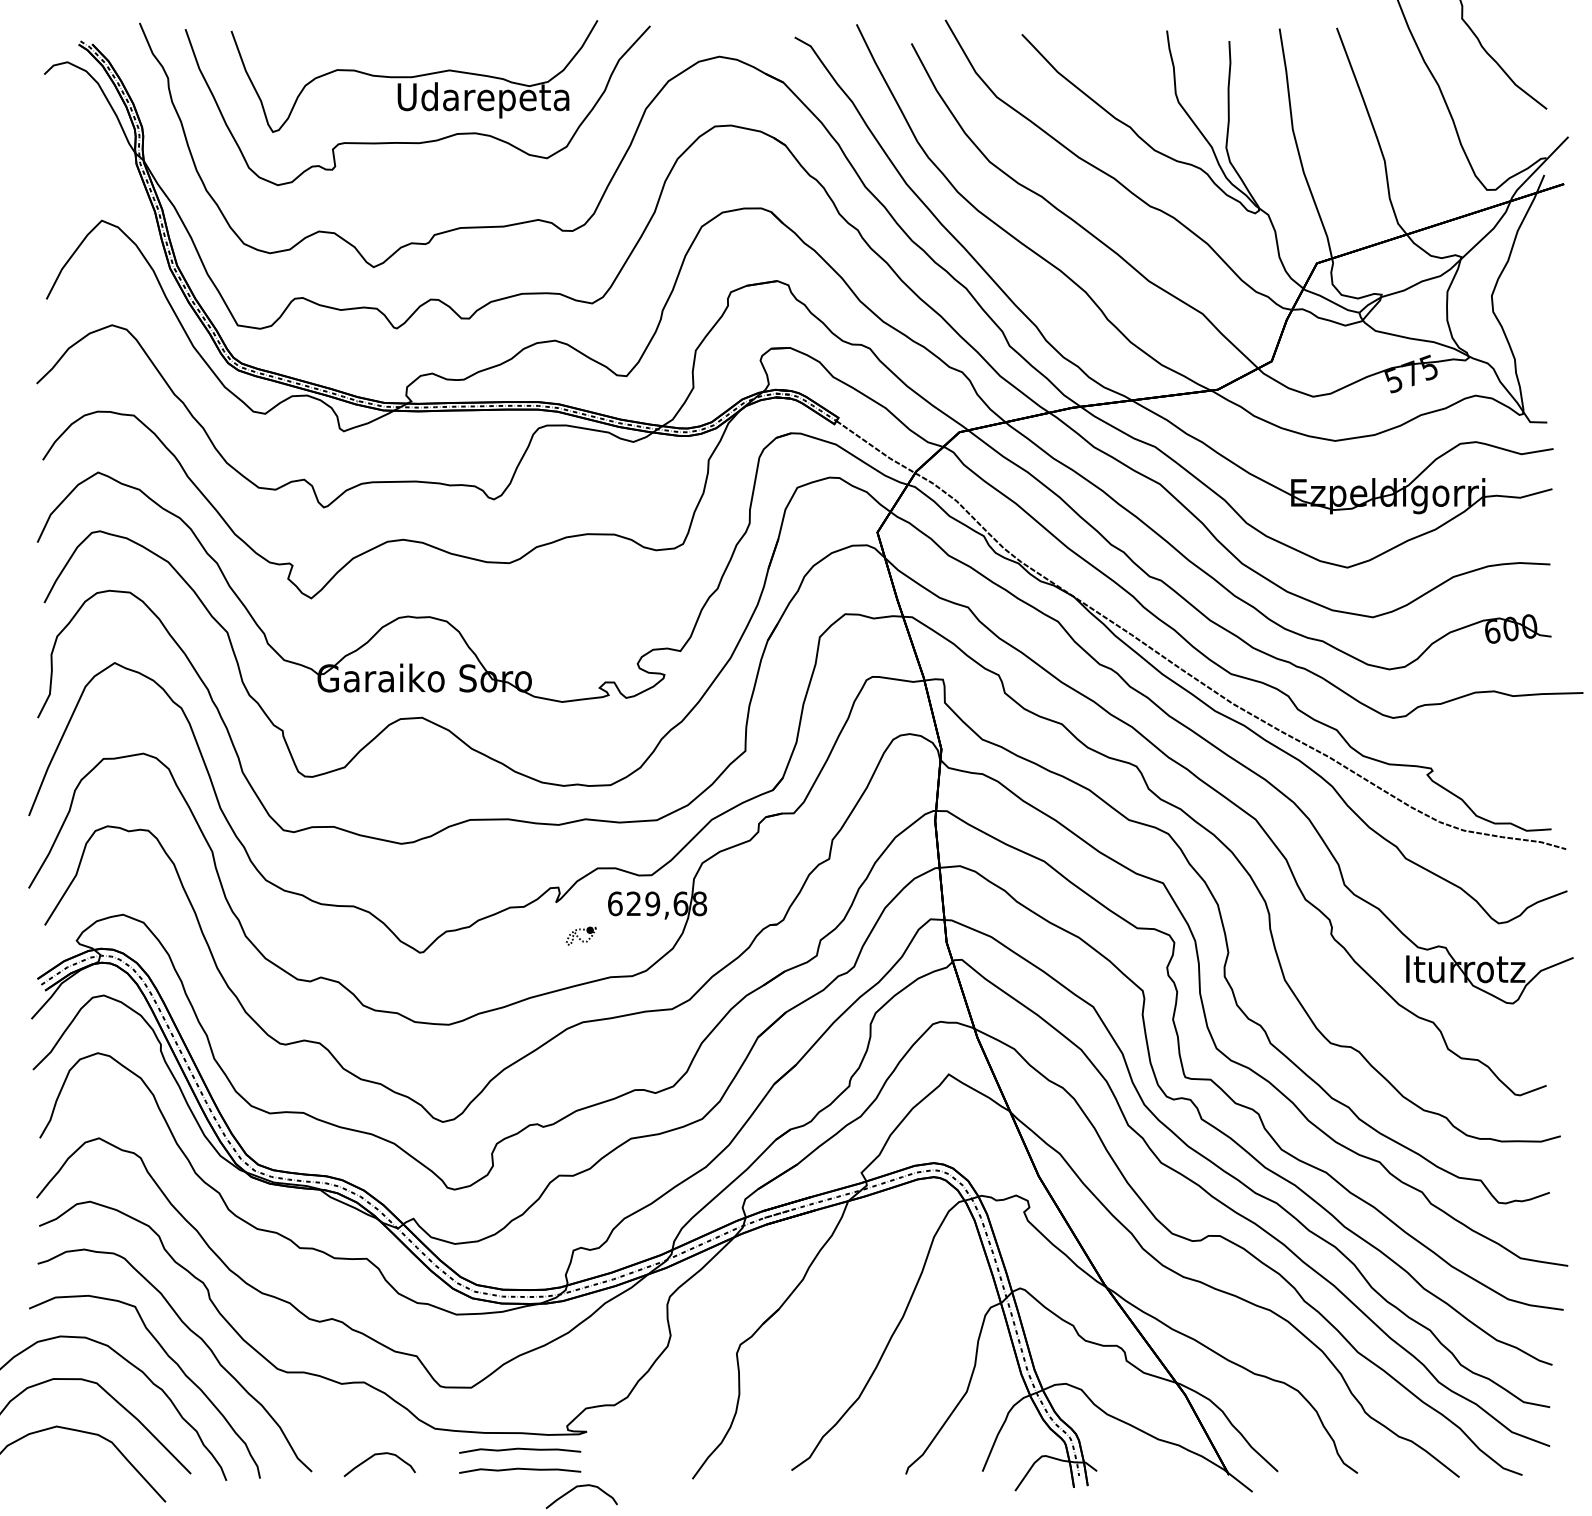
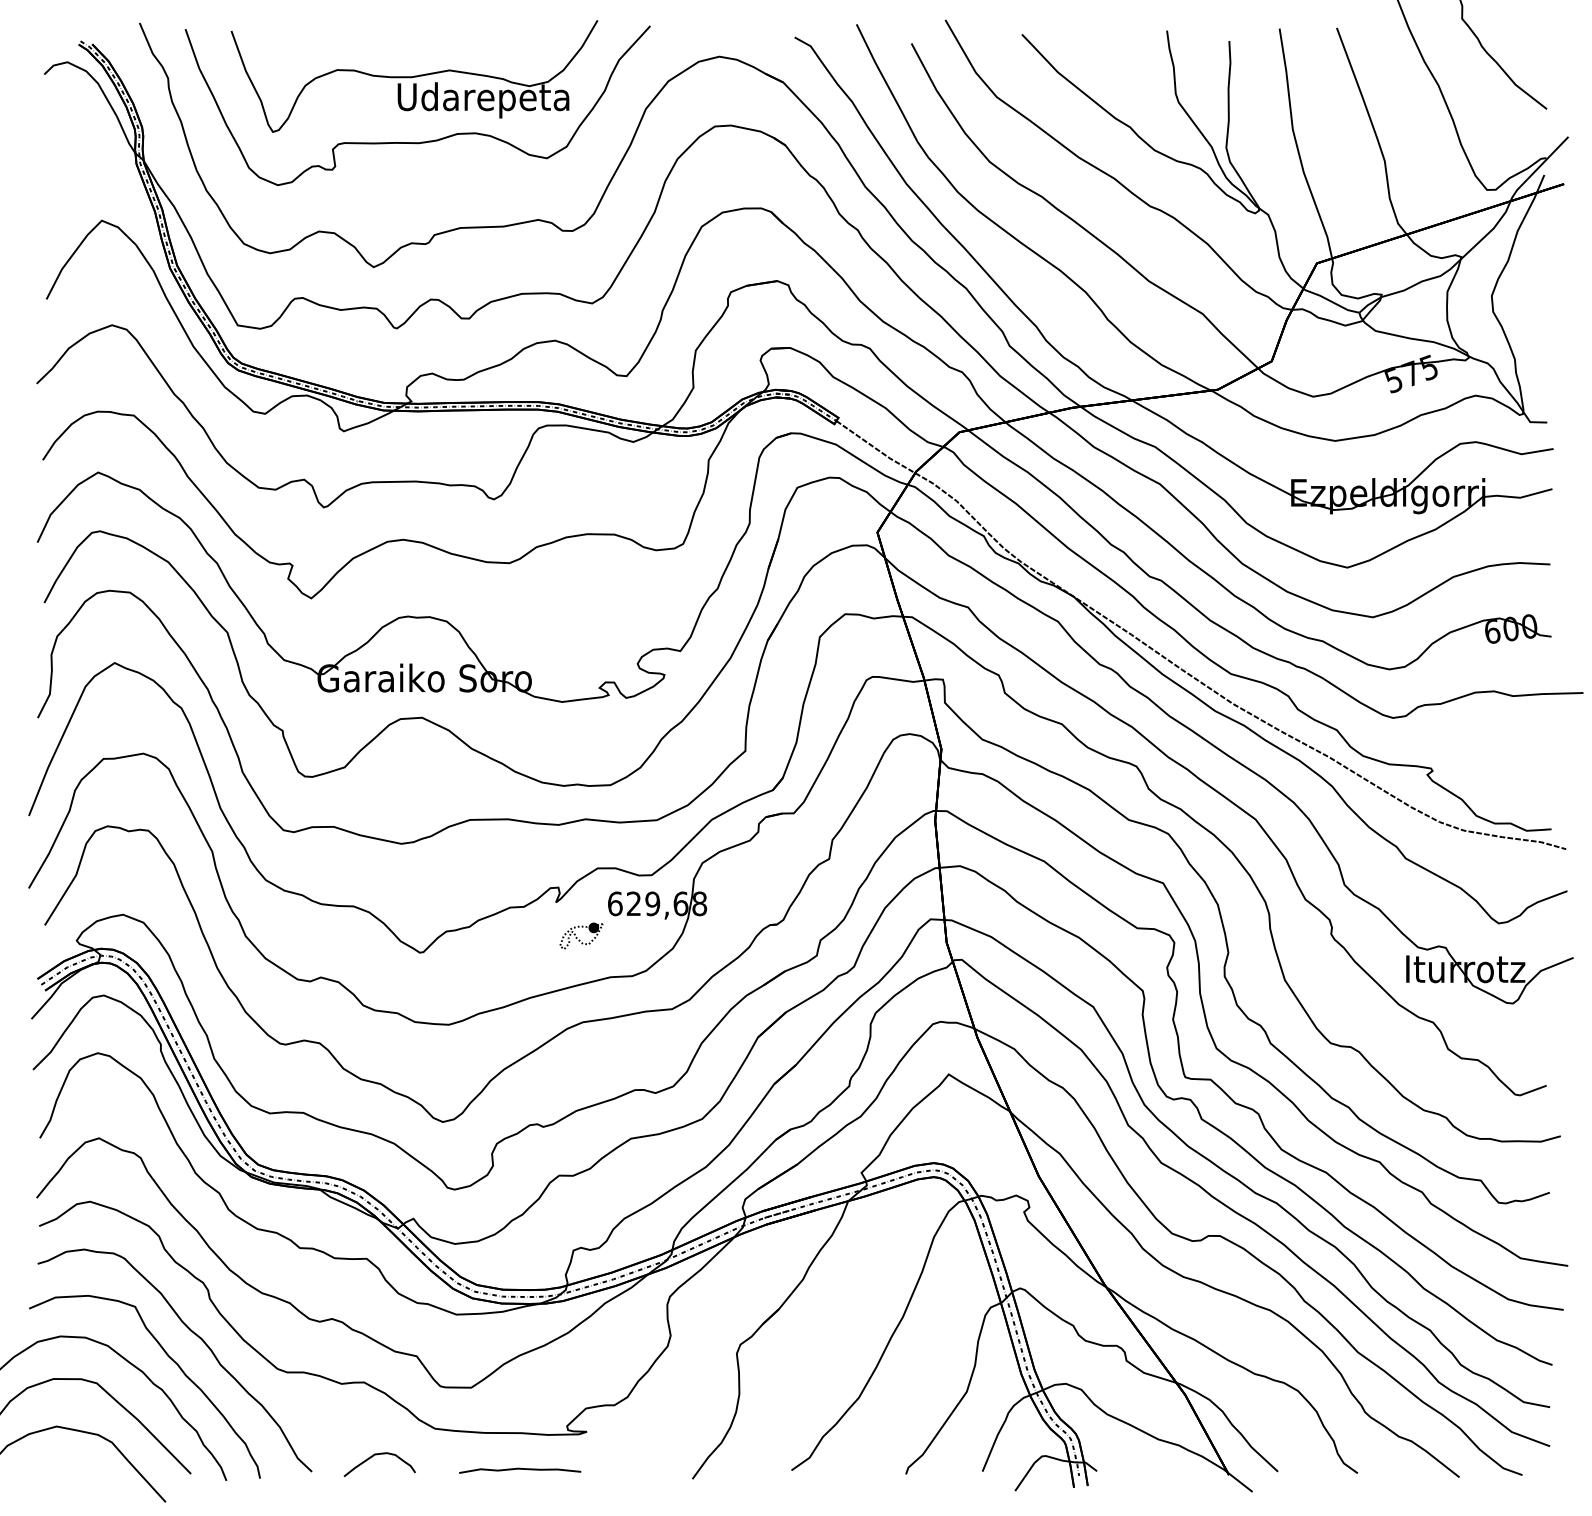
part size: 32x20 px -> 45x28 px (581, 935)
curve: present -> none (520, 1449)
curve: present -> none (579, 1487)
